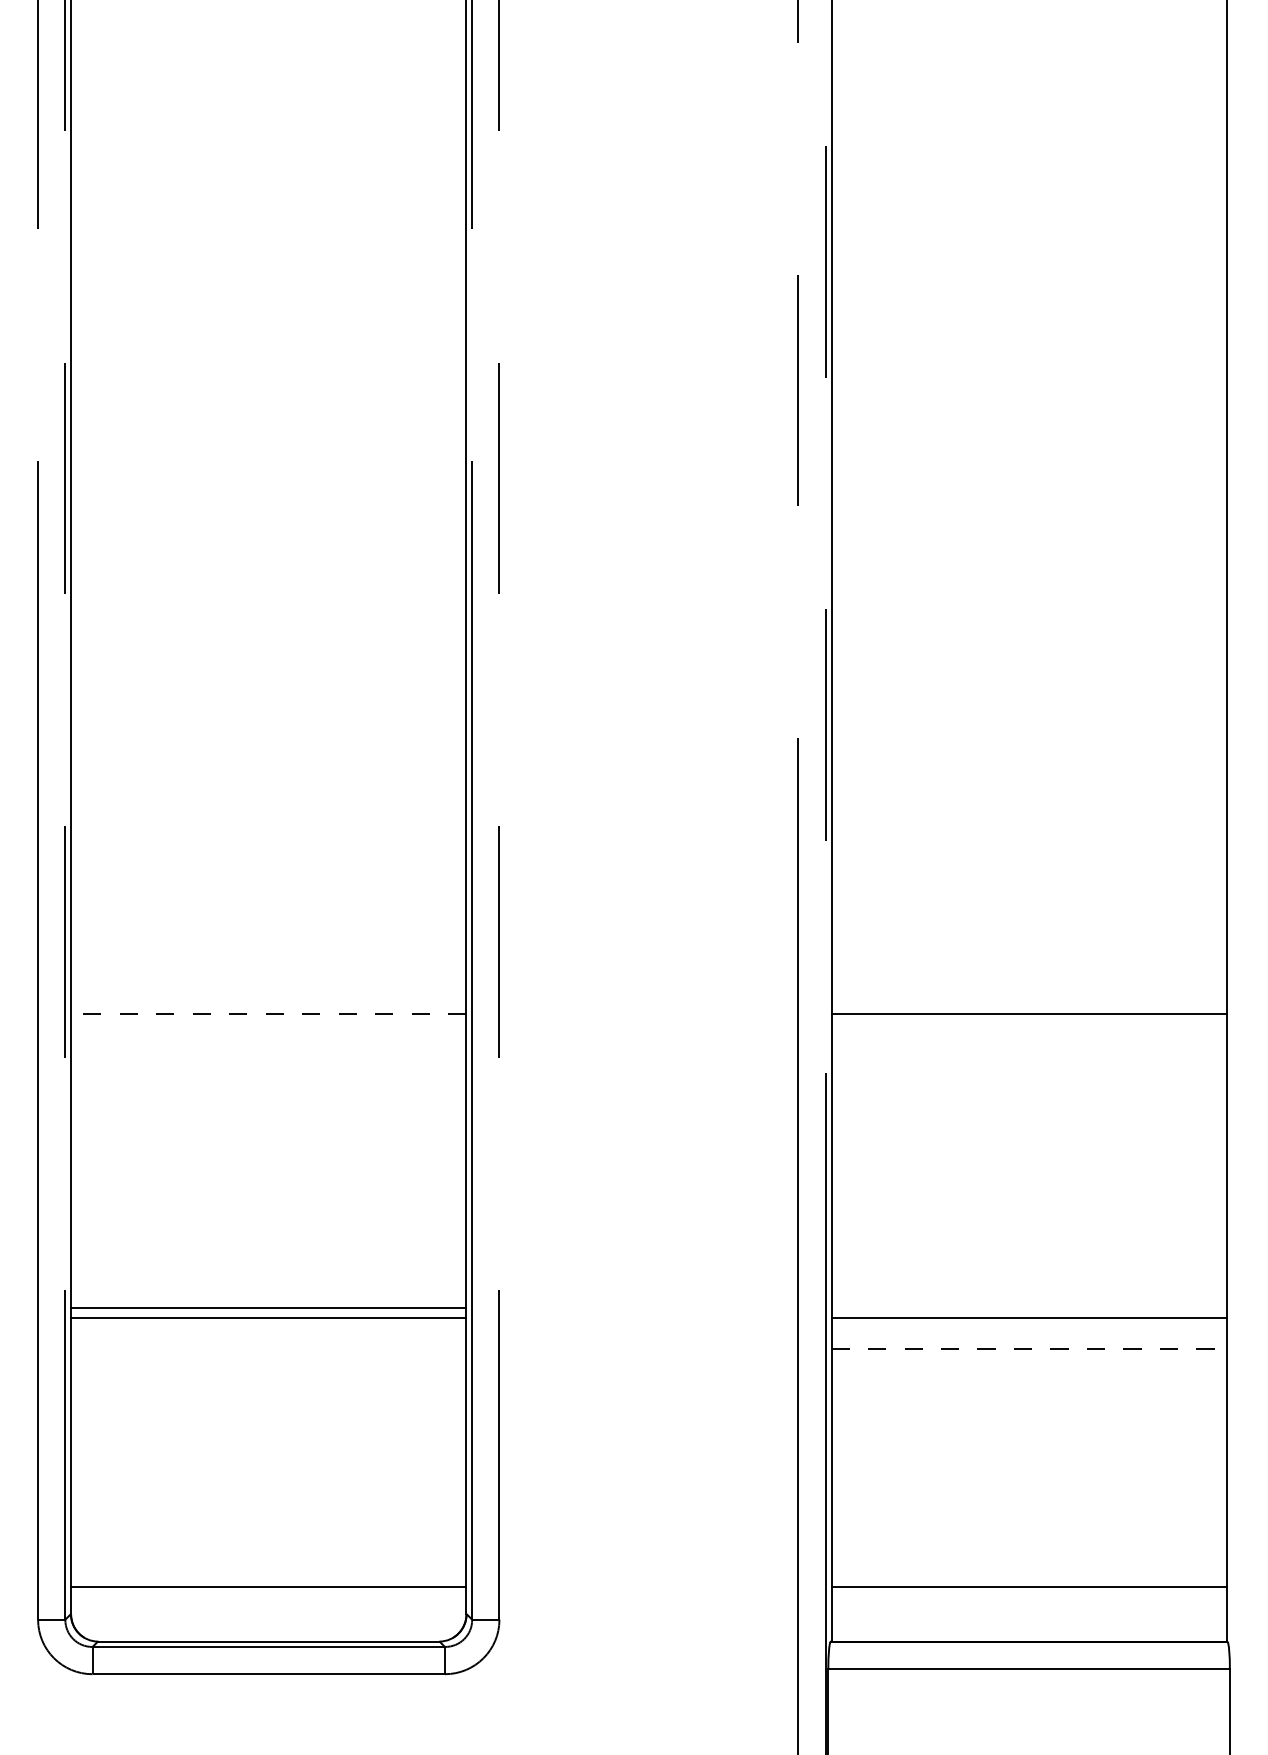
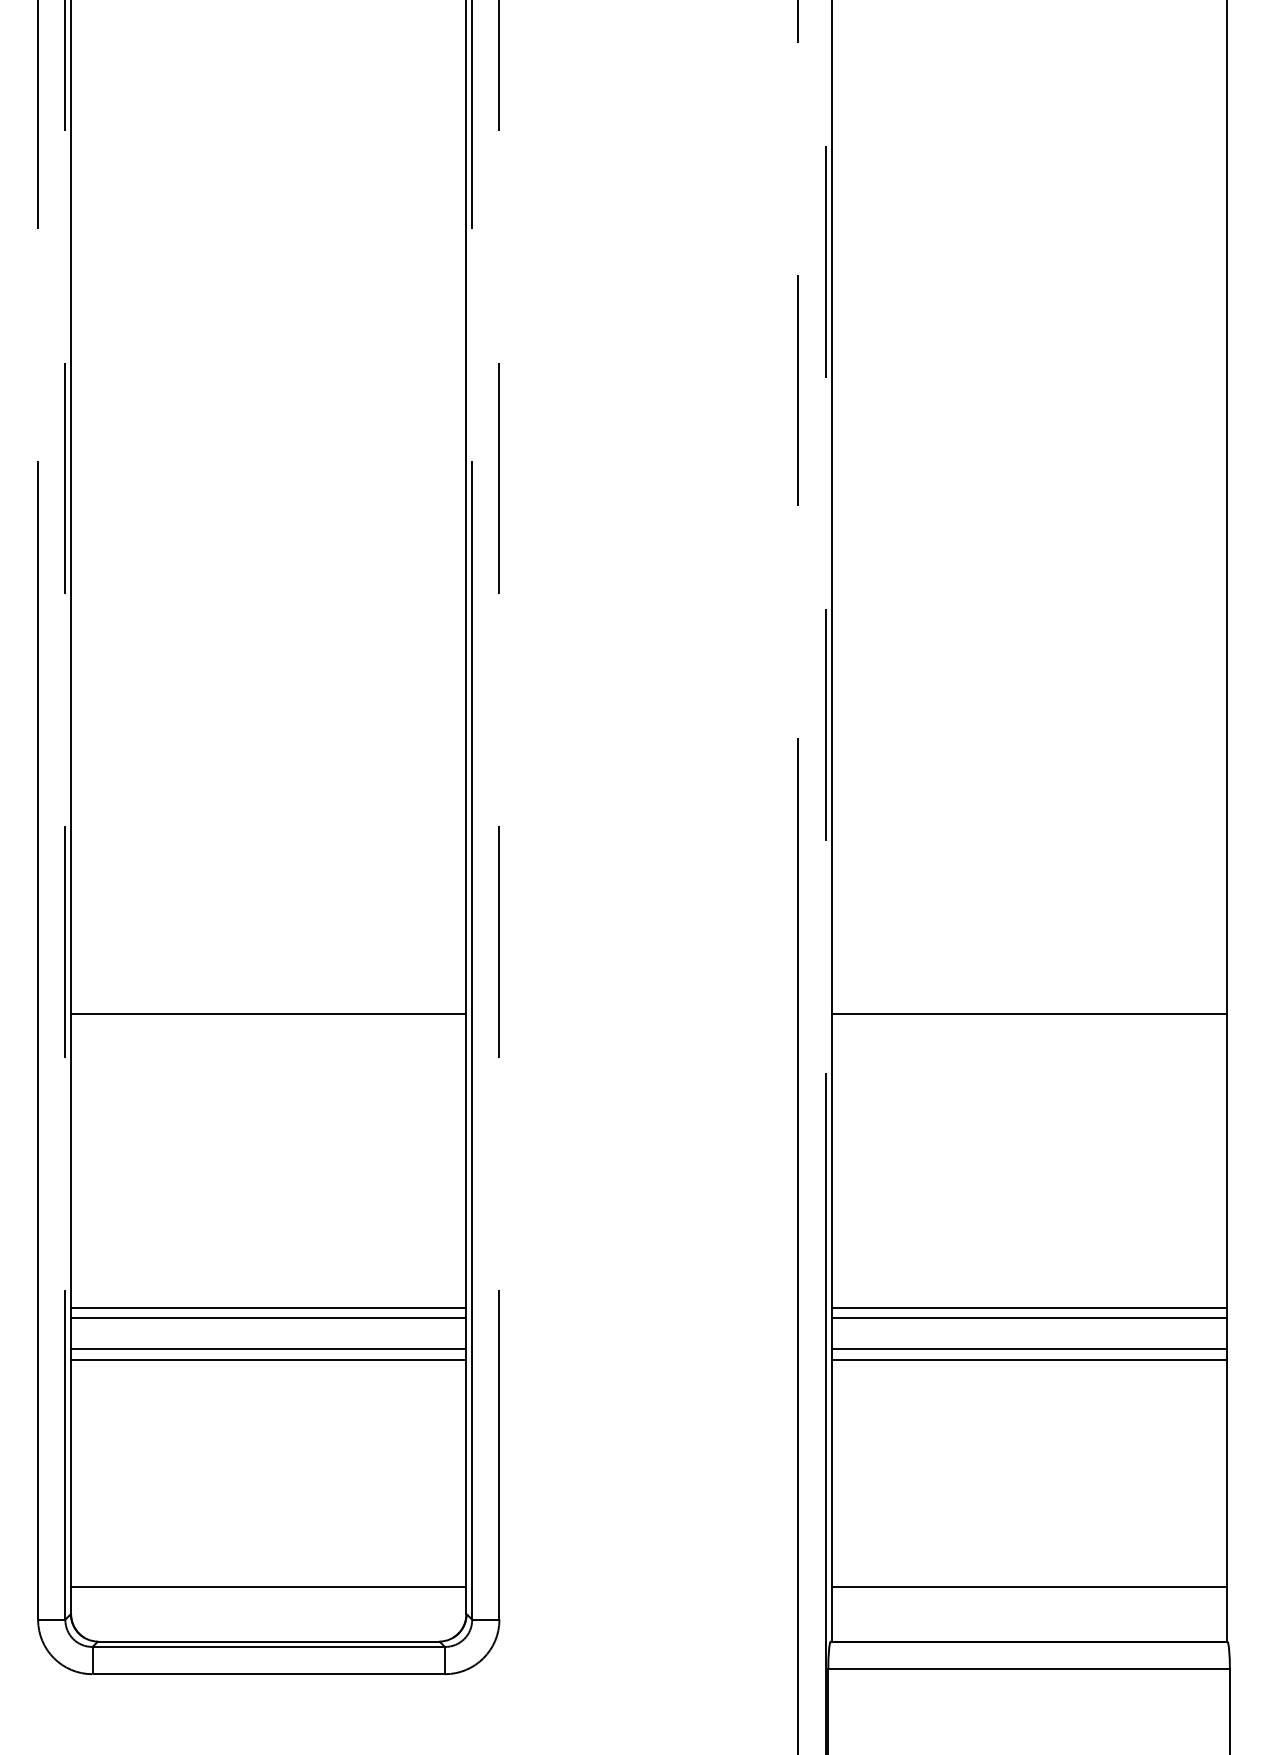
line: dashed -> solid (268, 1013)
line: none -> present (1028, 1307)
line: none -> present (268, 1348)
line: dashed -> solid (1029, 1348)
line: none -> present (268, 1359)
line: none -> present (1028, 1359)
